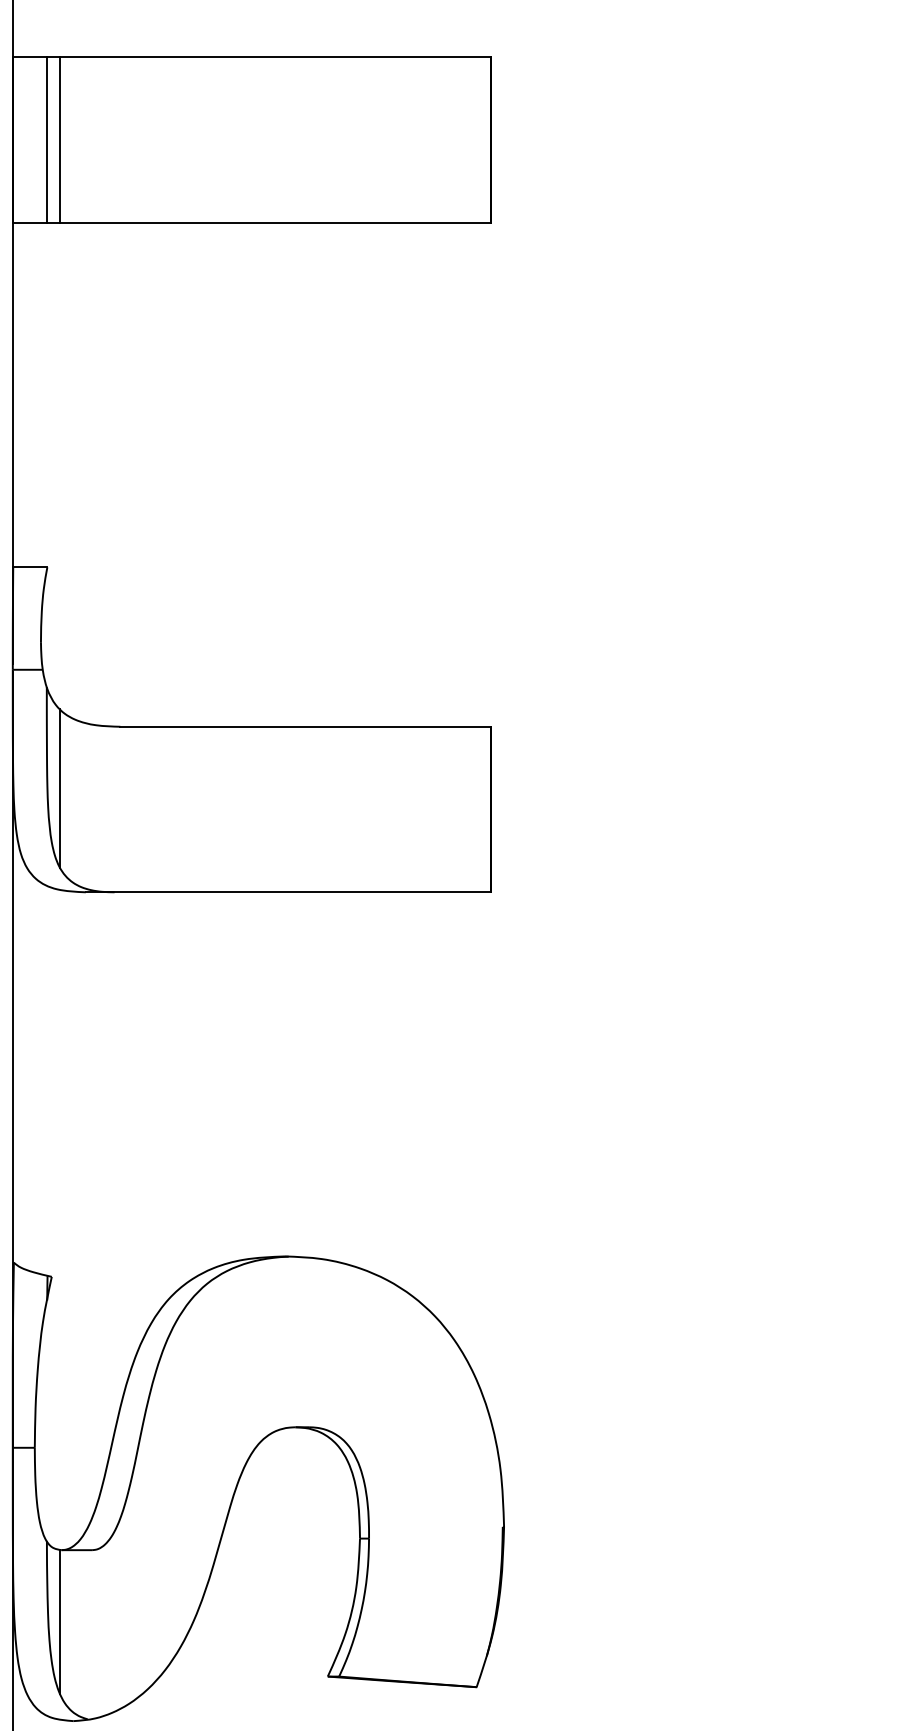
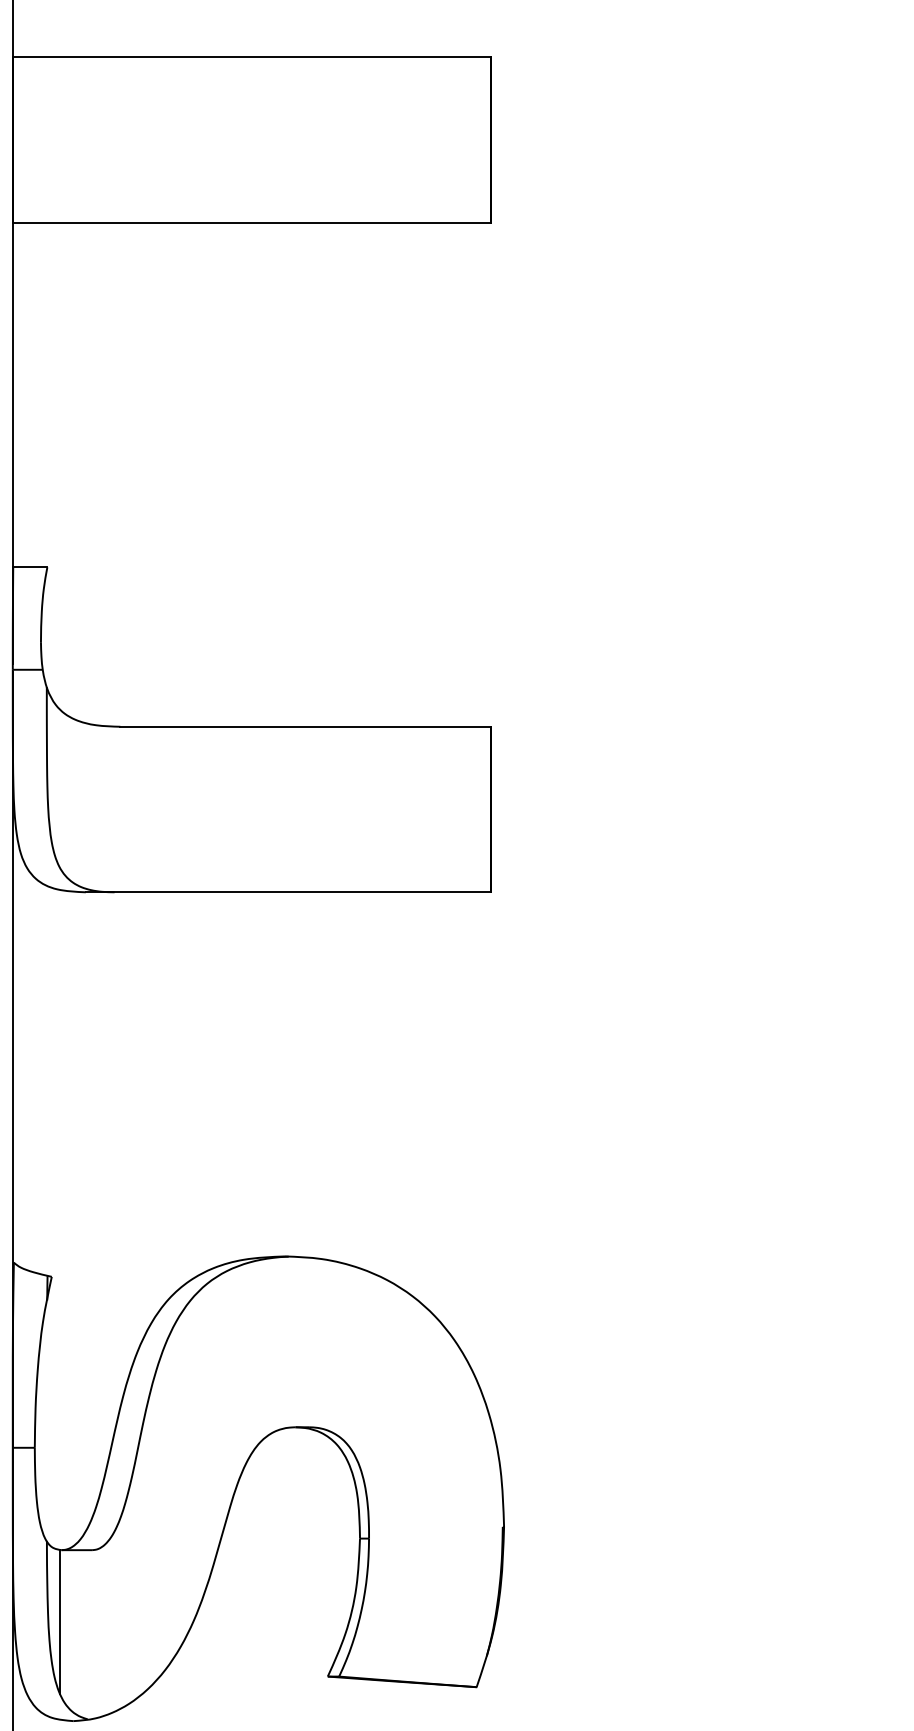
line: present -> none (47, 139)
line: present -> none (60, 139)
line: present -> none (60, 788)
